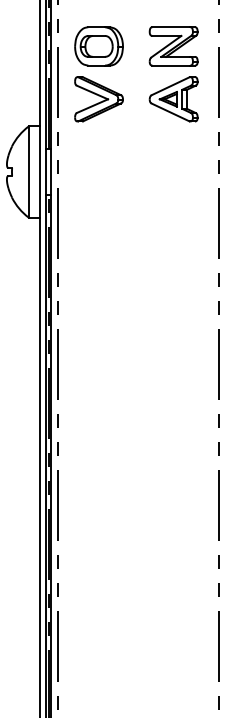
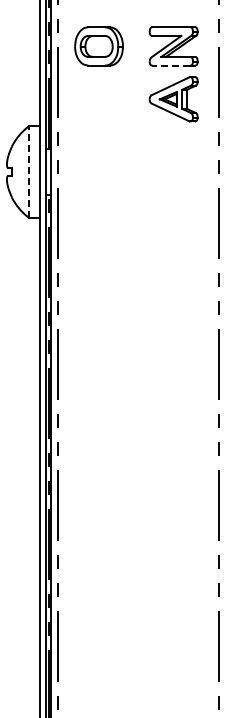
line: solid -> dashed (171, 65)
part: present -> none (98, 99)
line: solid -> dashed (28, 172)
